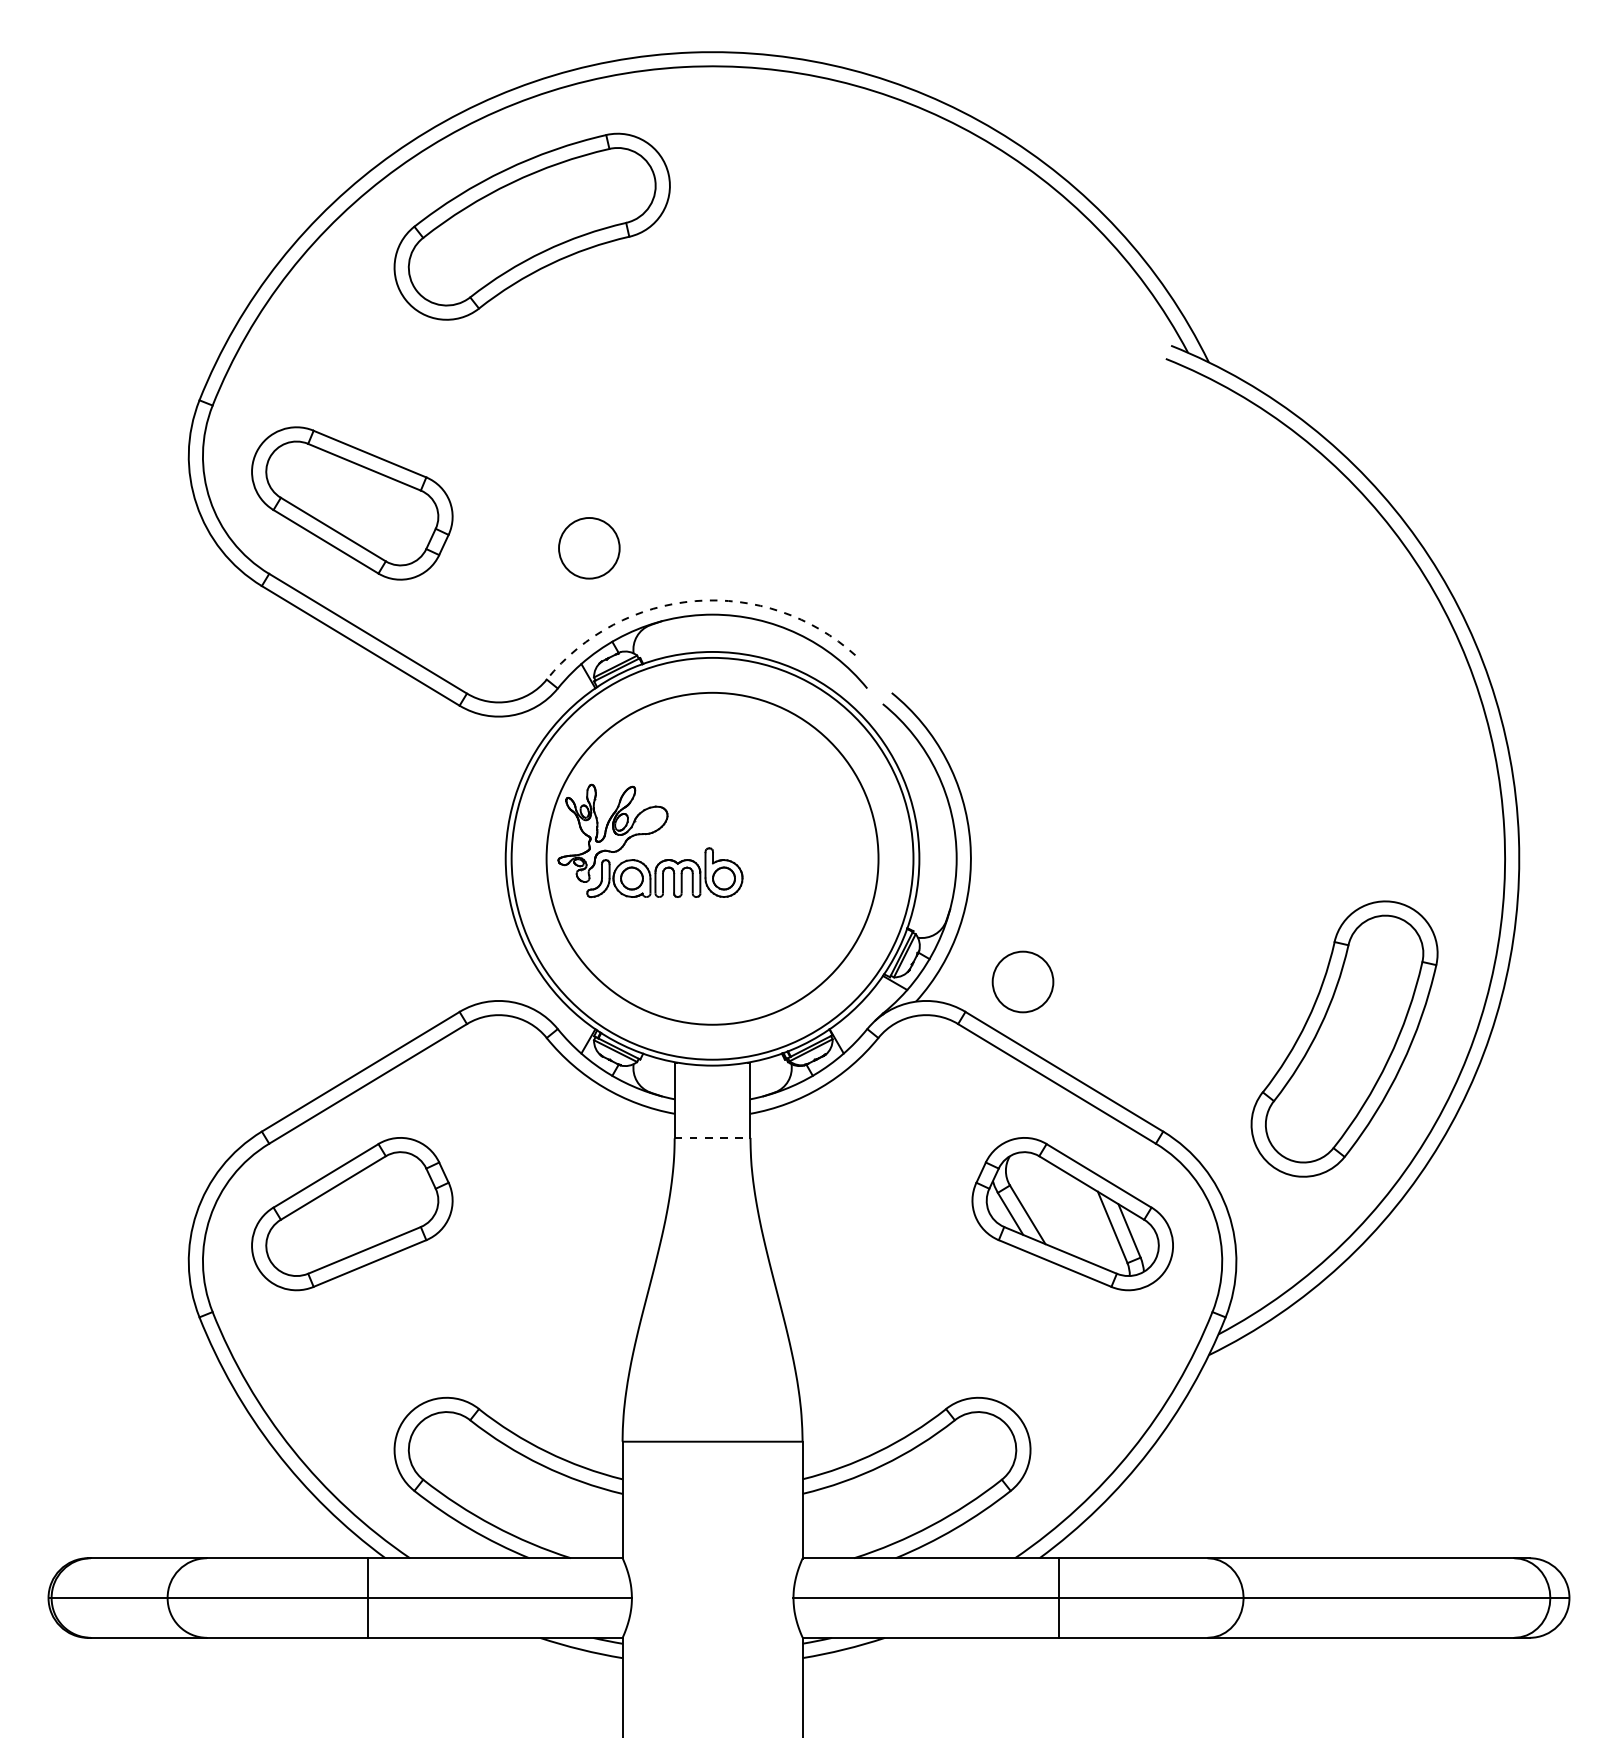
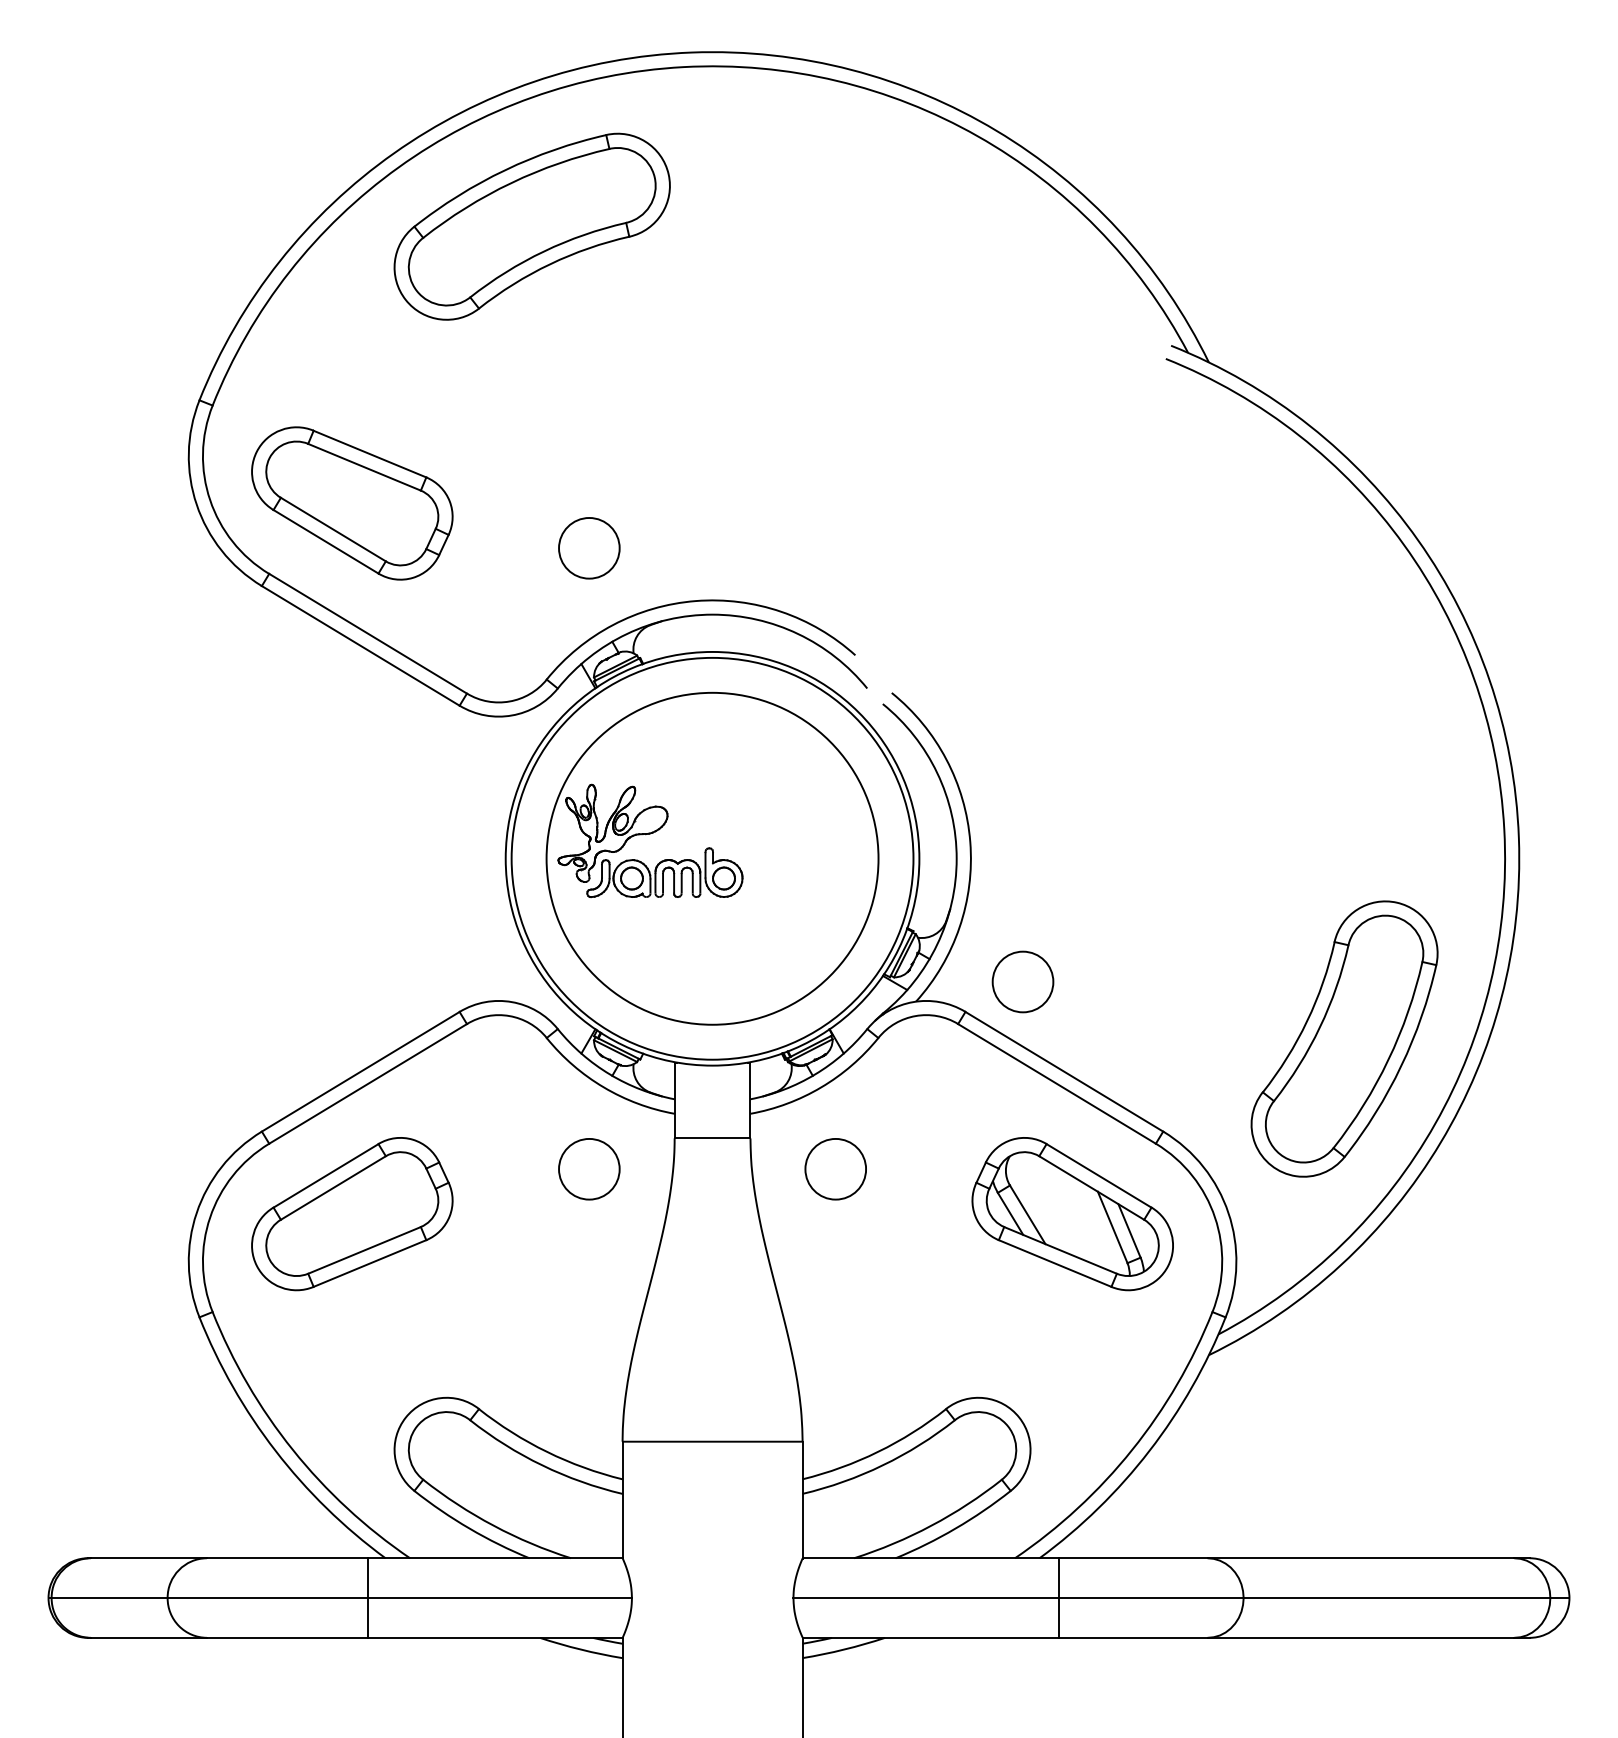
arc: dashed -> solid (695, 601)
line: dashed -> solid (712, 1138)
circle: none -> present (589, 1169)
circle: none -> present (835, 1169)
